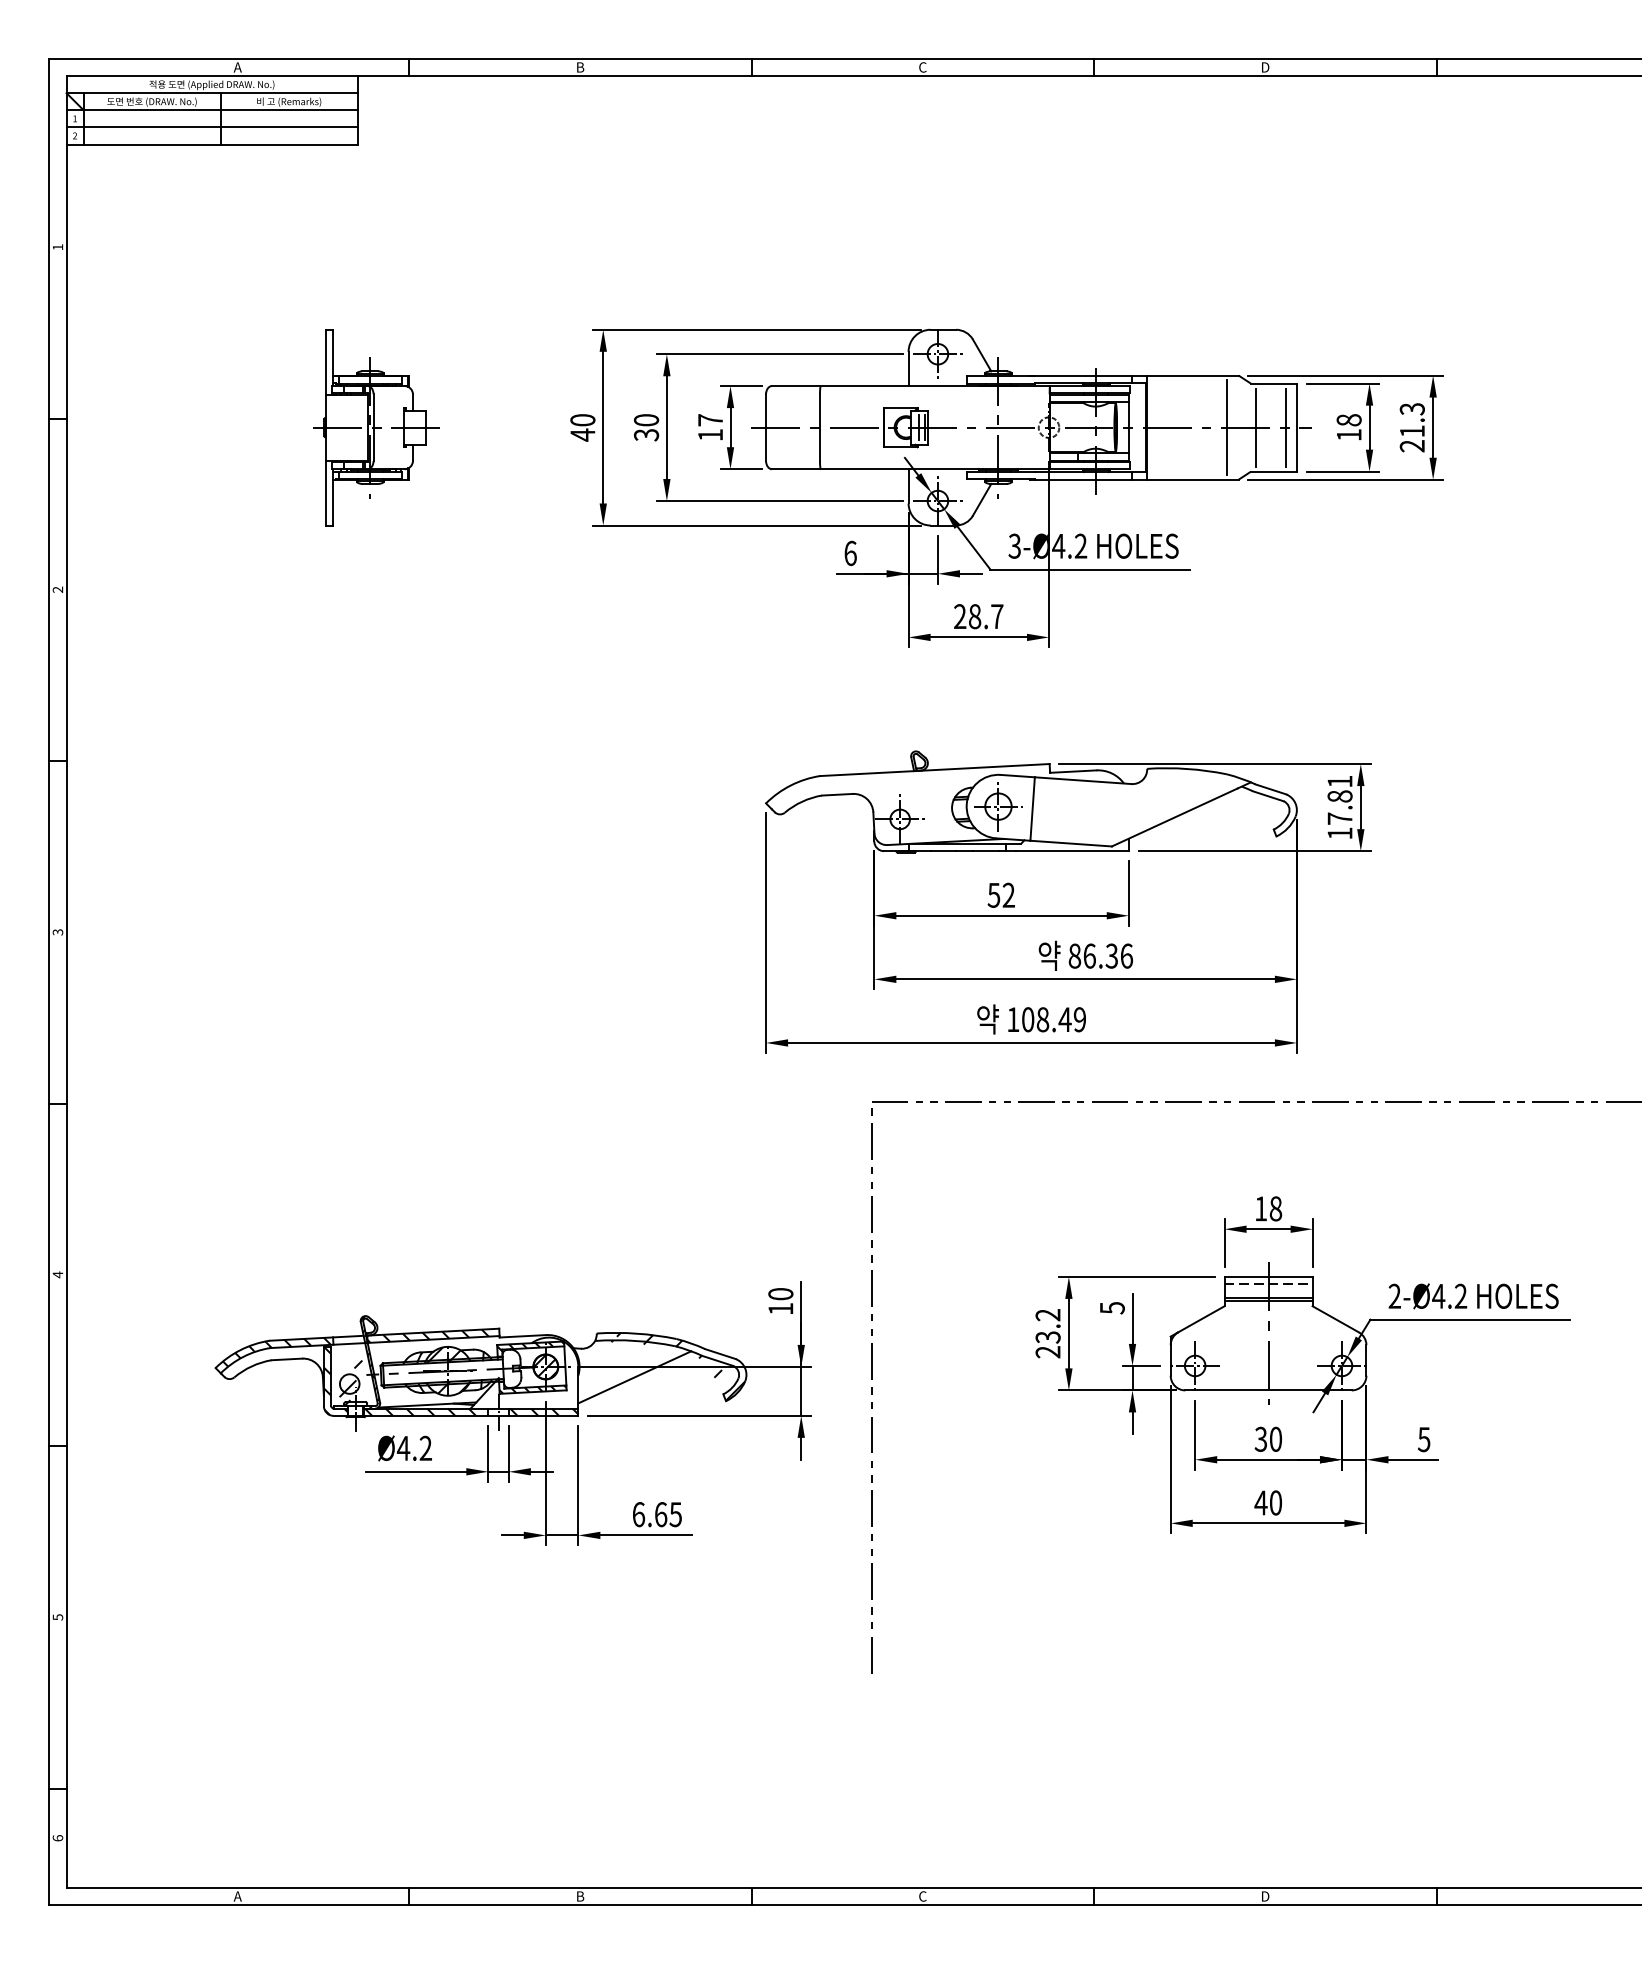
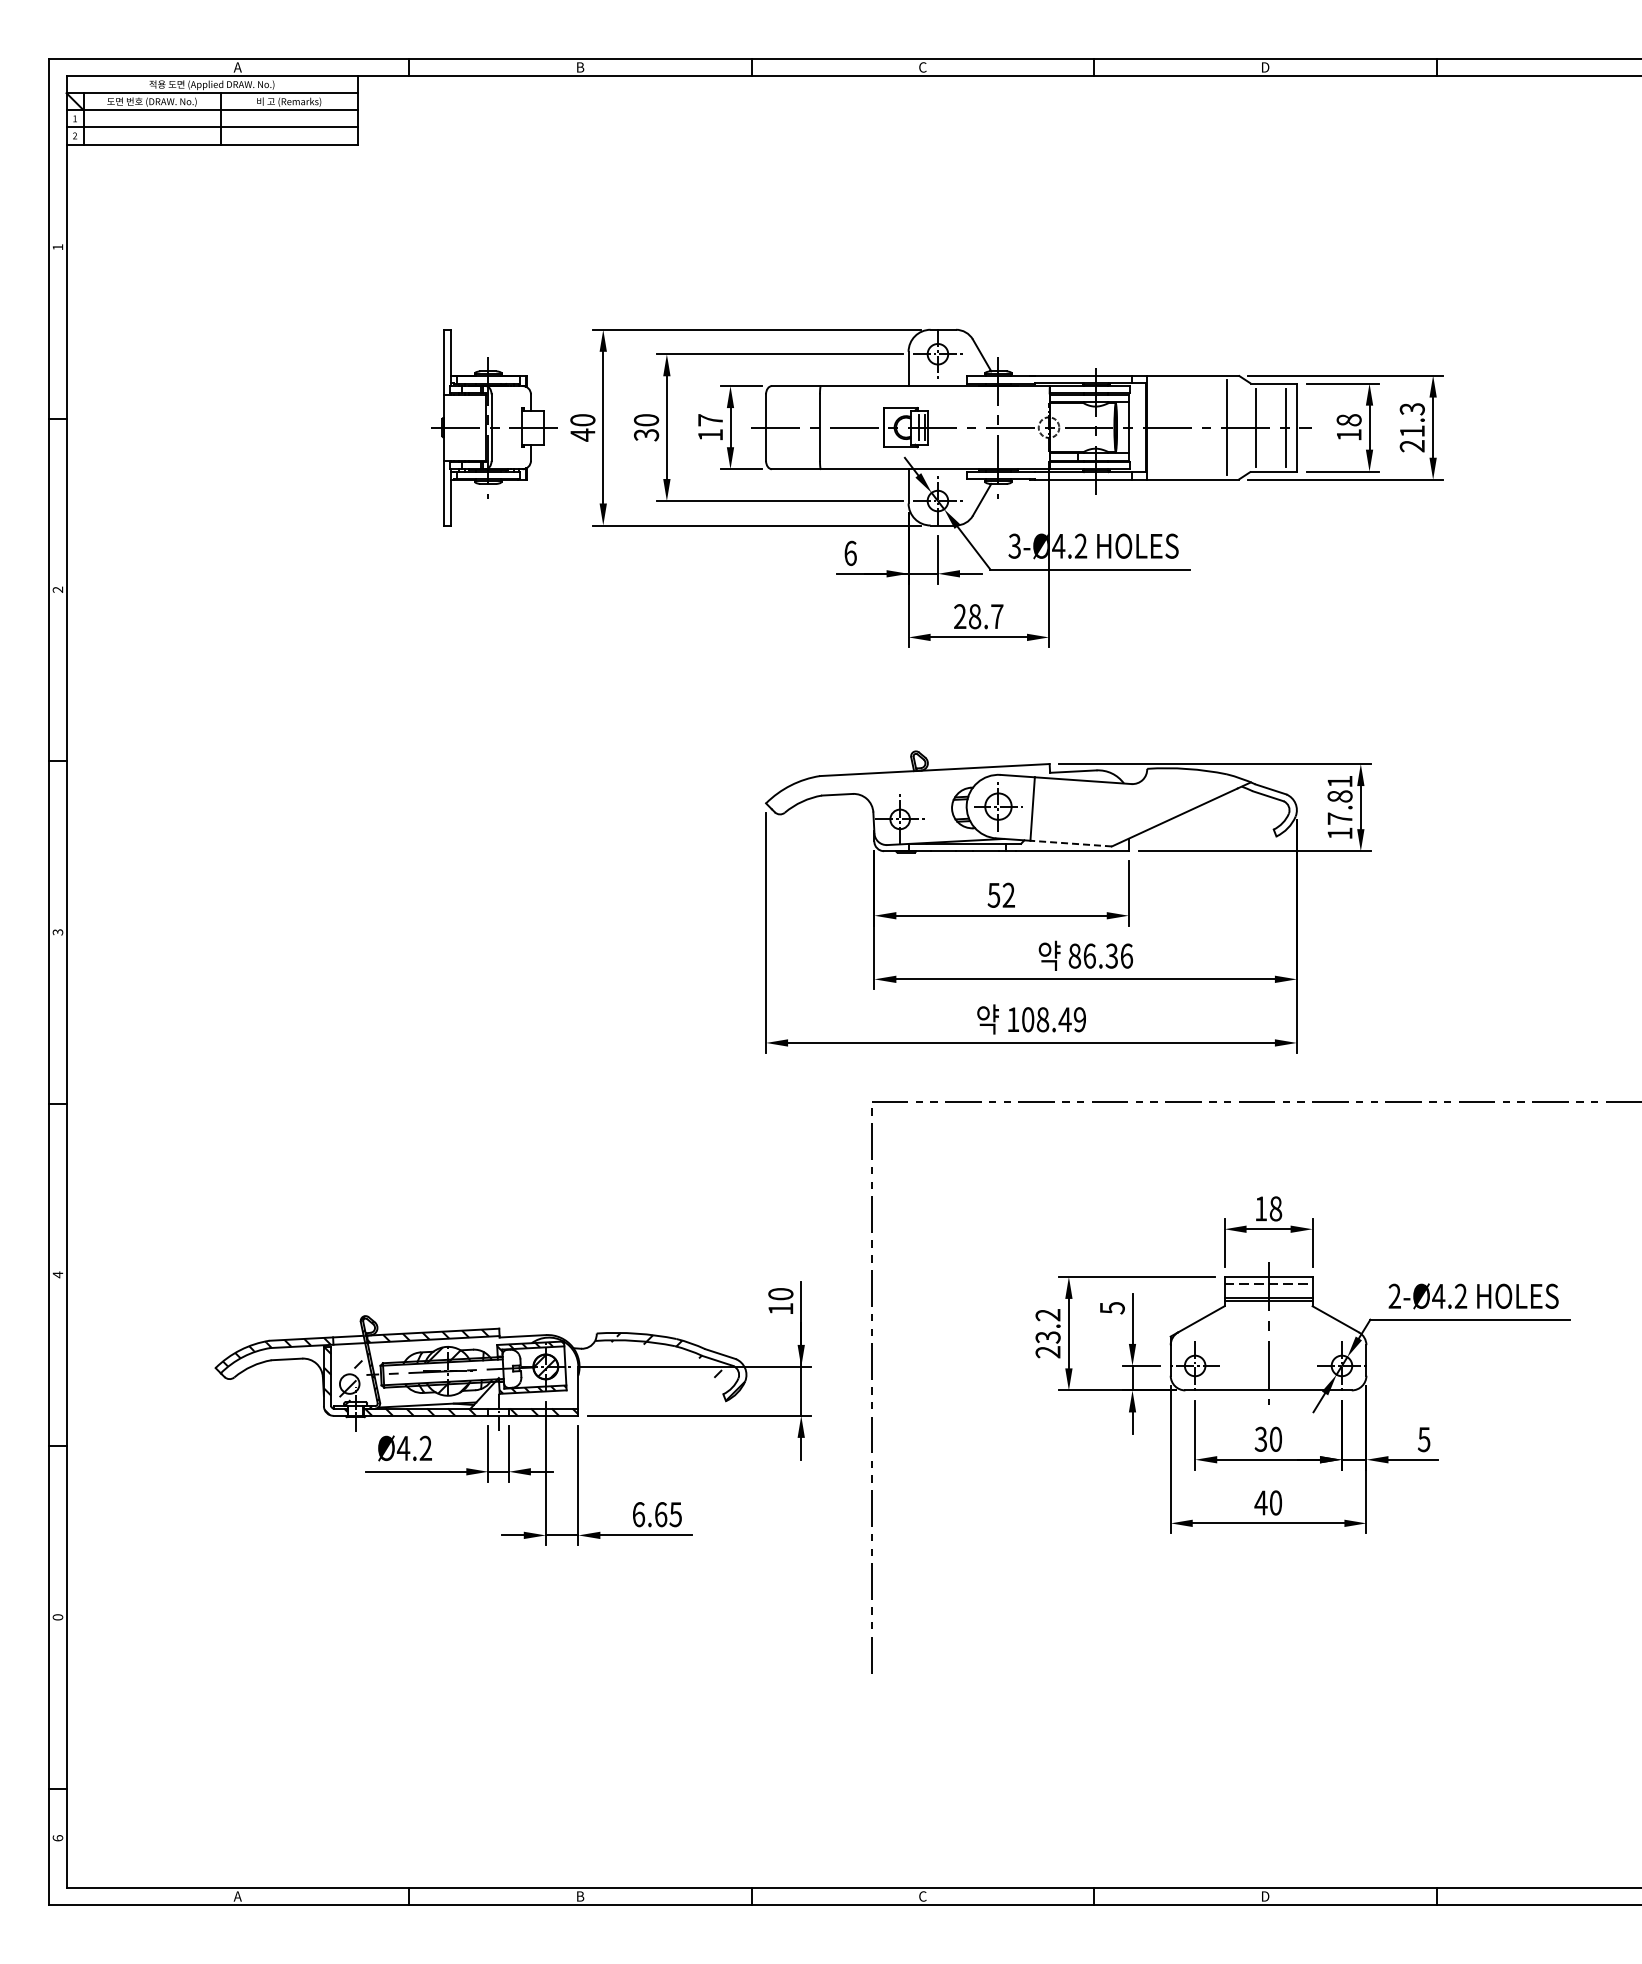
part position: (376, 427) -> (494, 427) (494, 427)
line: solid -> dashed (1071, 843)
line: present -> none (634, 1377)
text: 5 -> 0 (57, 1617)
